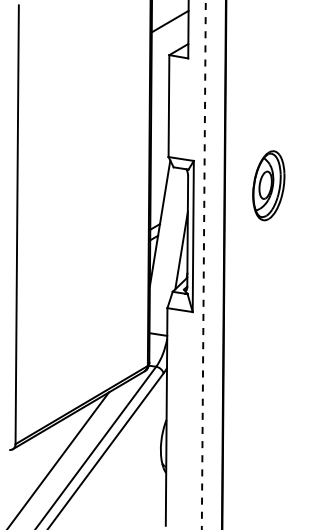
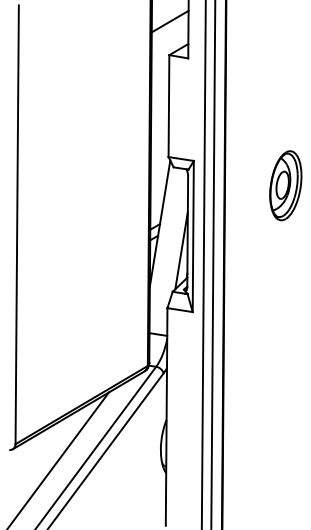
part position: (268, 185) -> (285, 185) (285, 185)
line: none -> present (213, 264)
line: dashed -> solid (203, 265)
